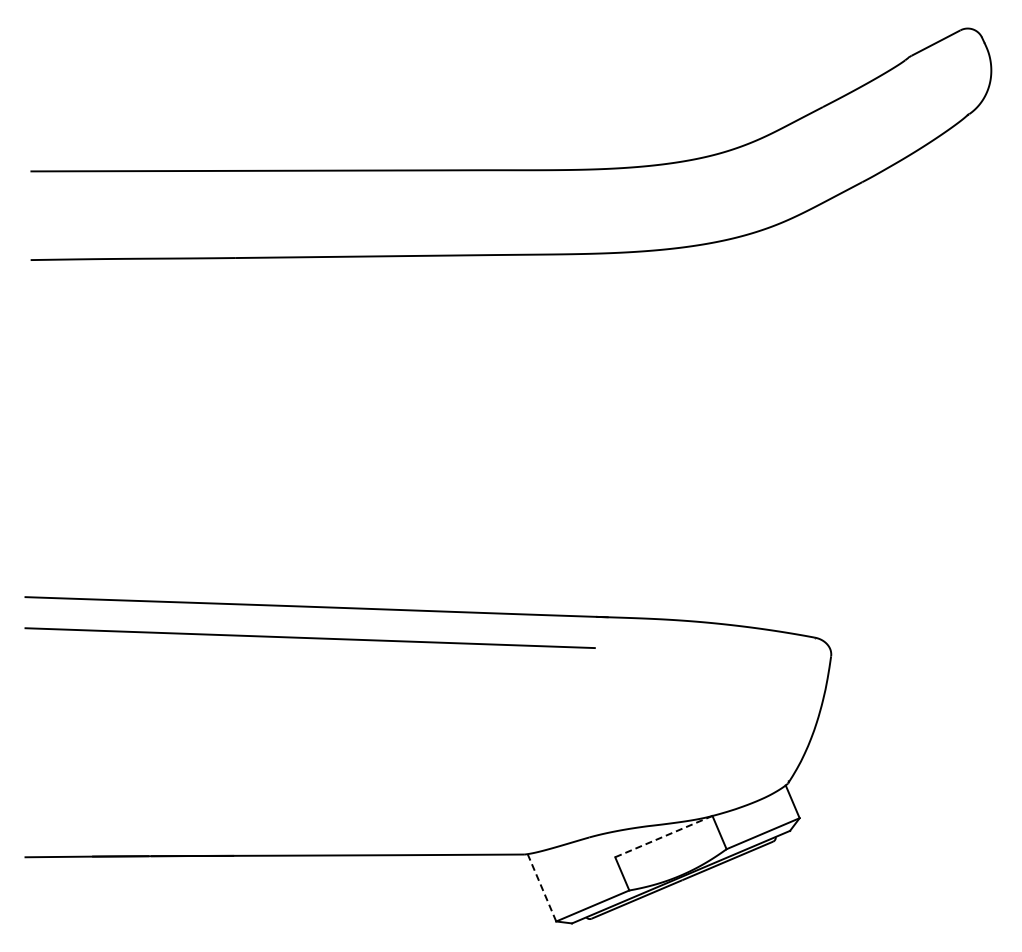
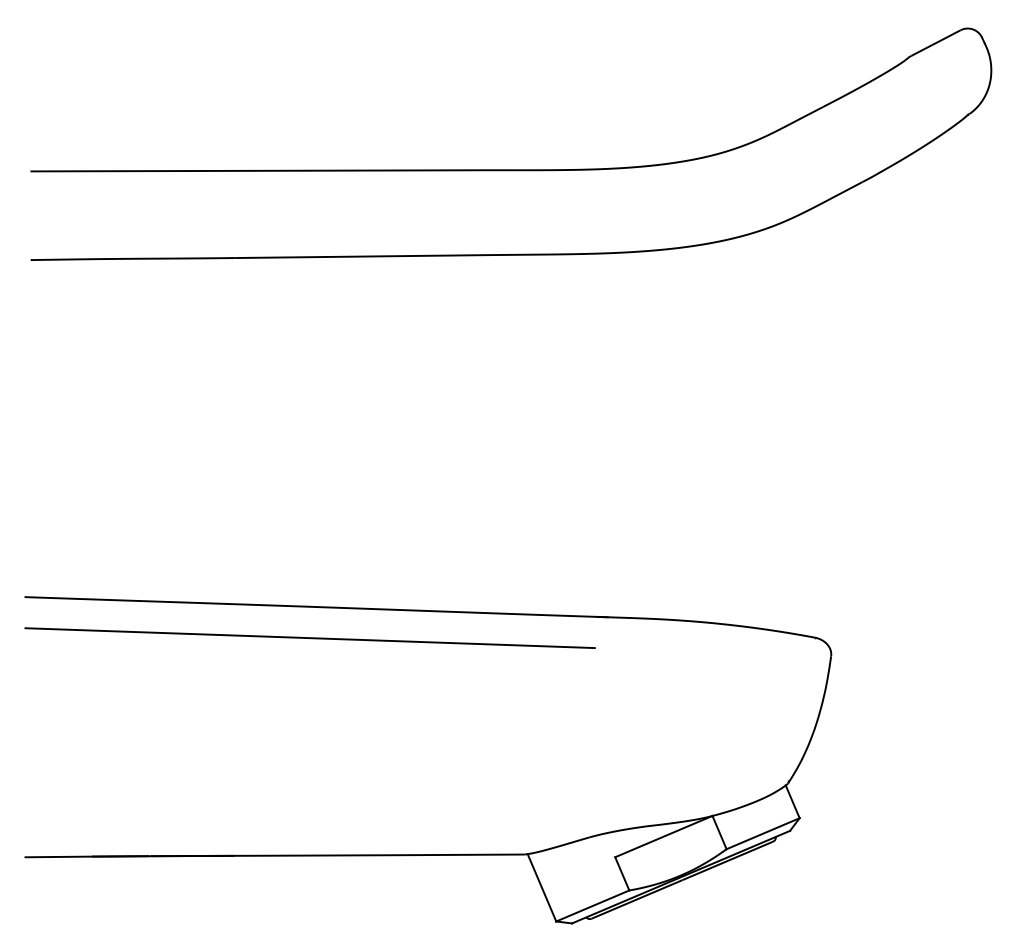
line: dashed -> solid (663, 836)
line: dashed -> solid (541, 887)
